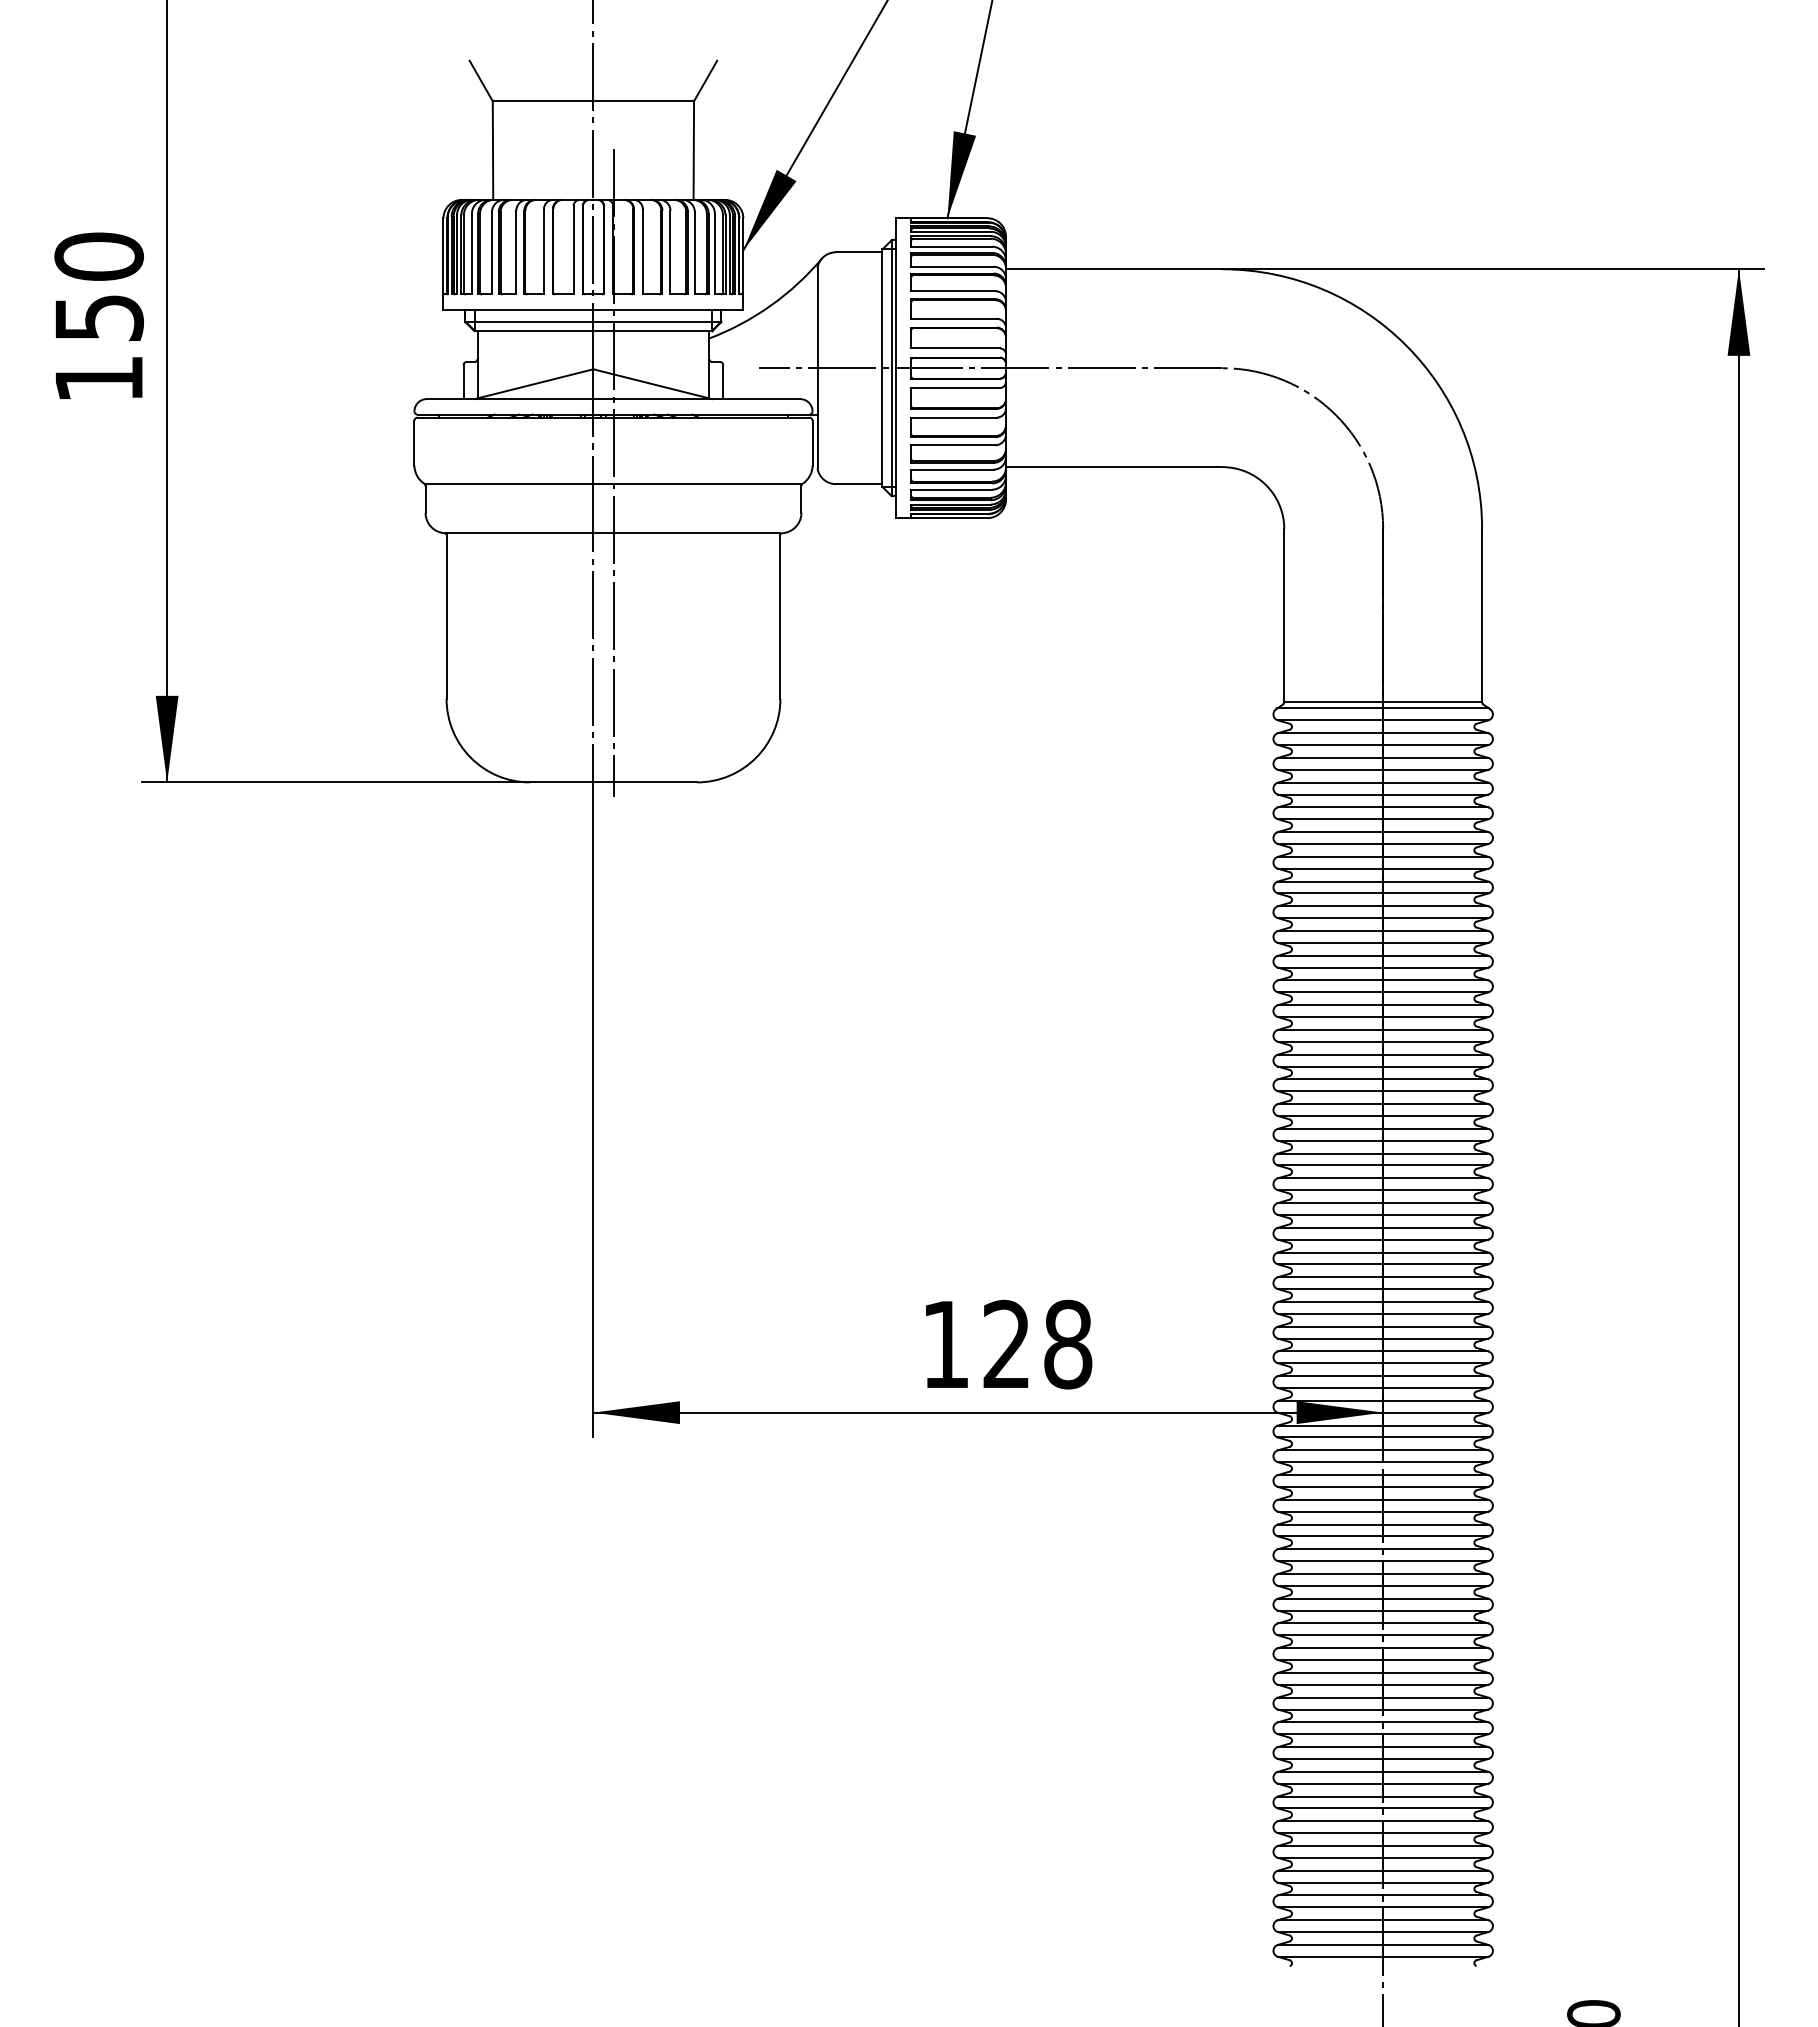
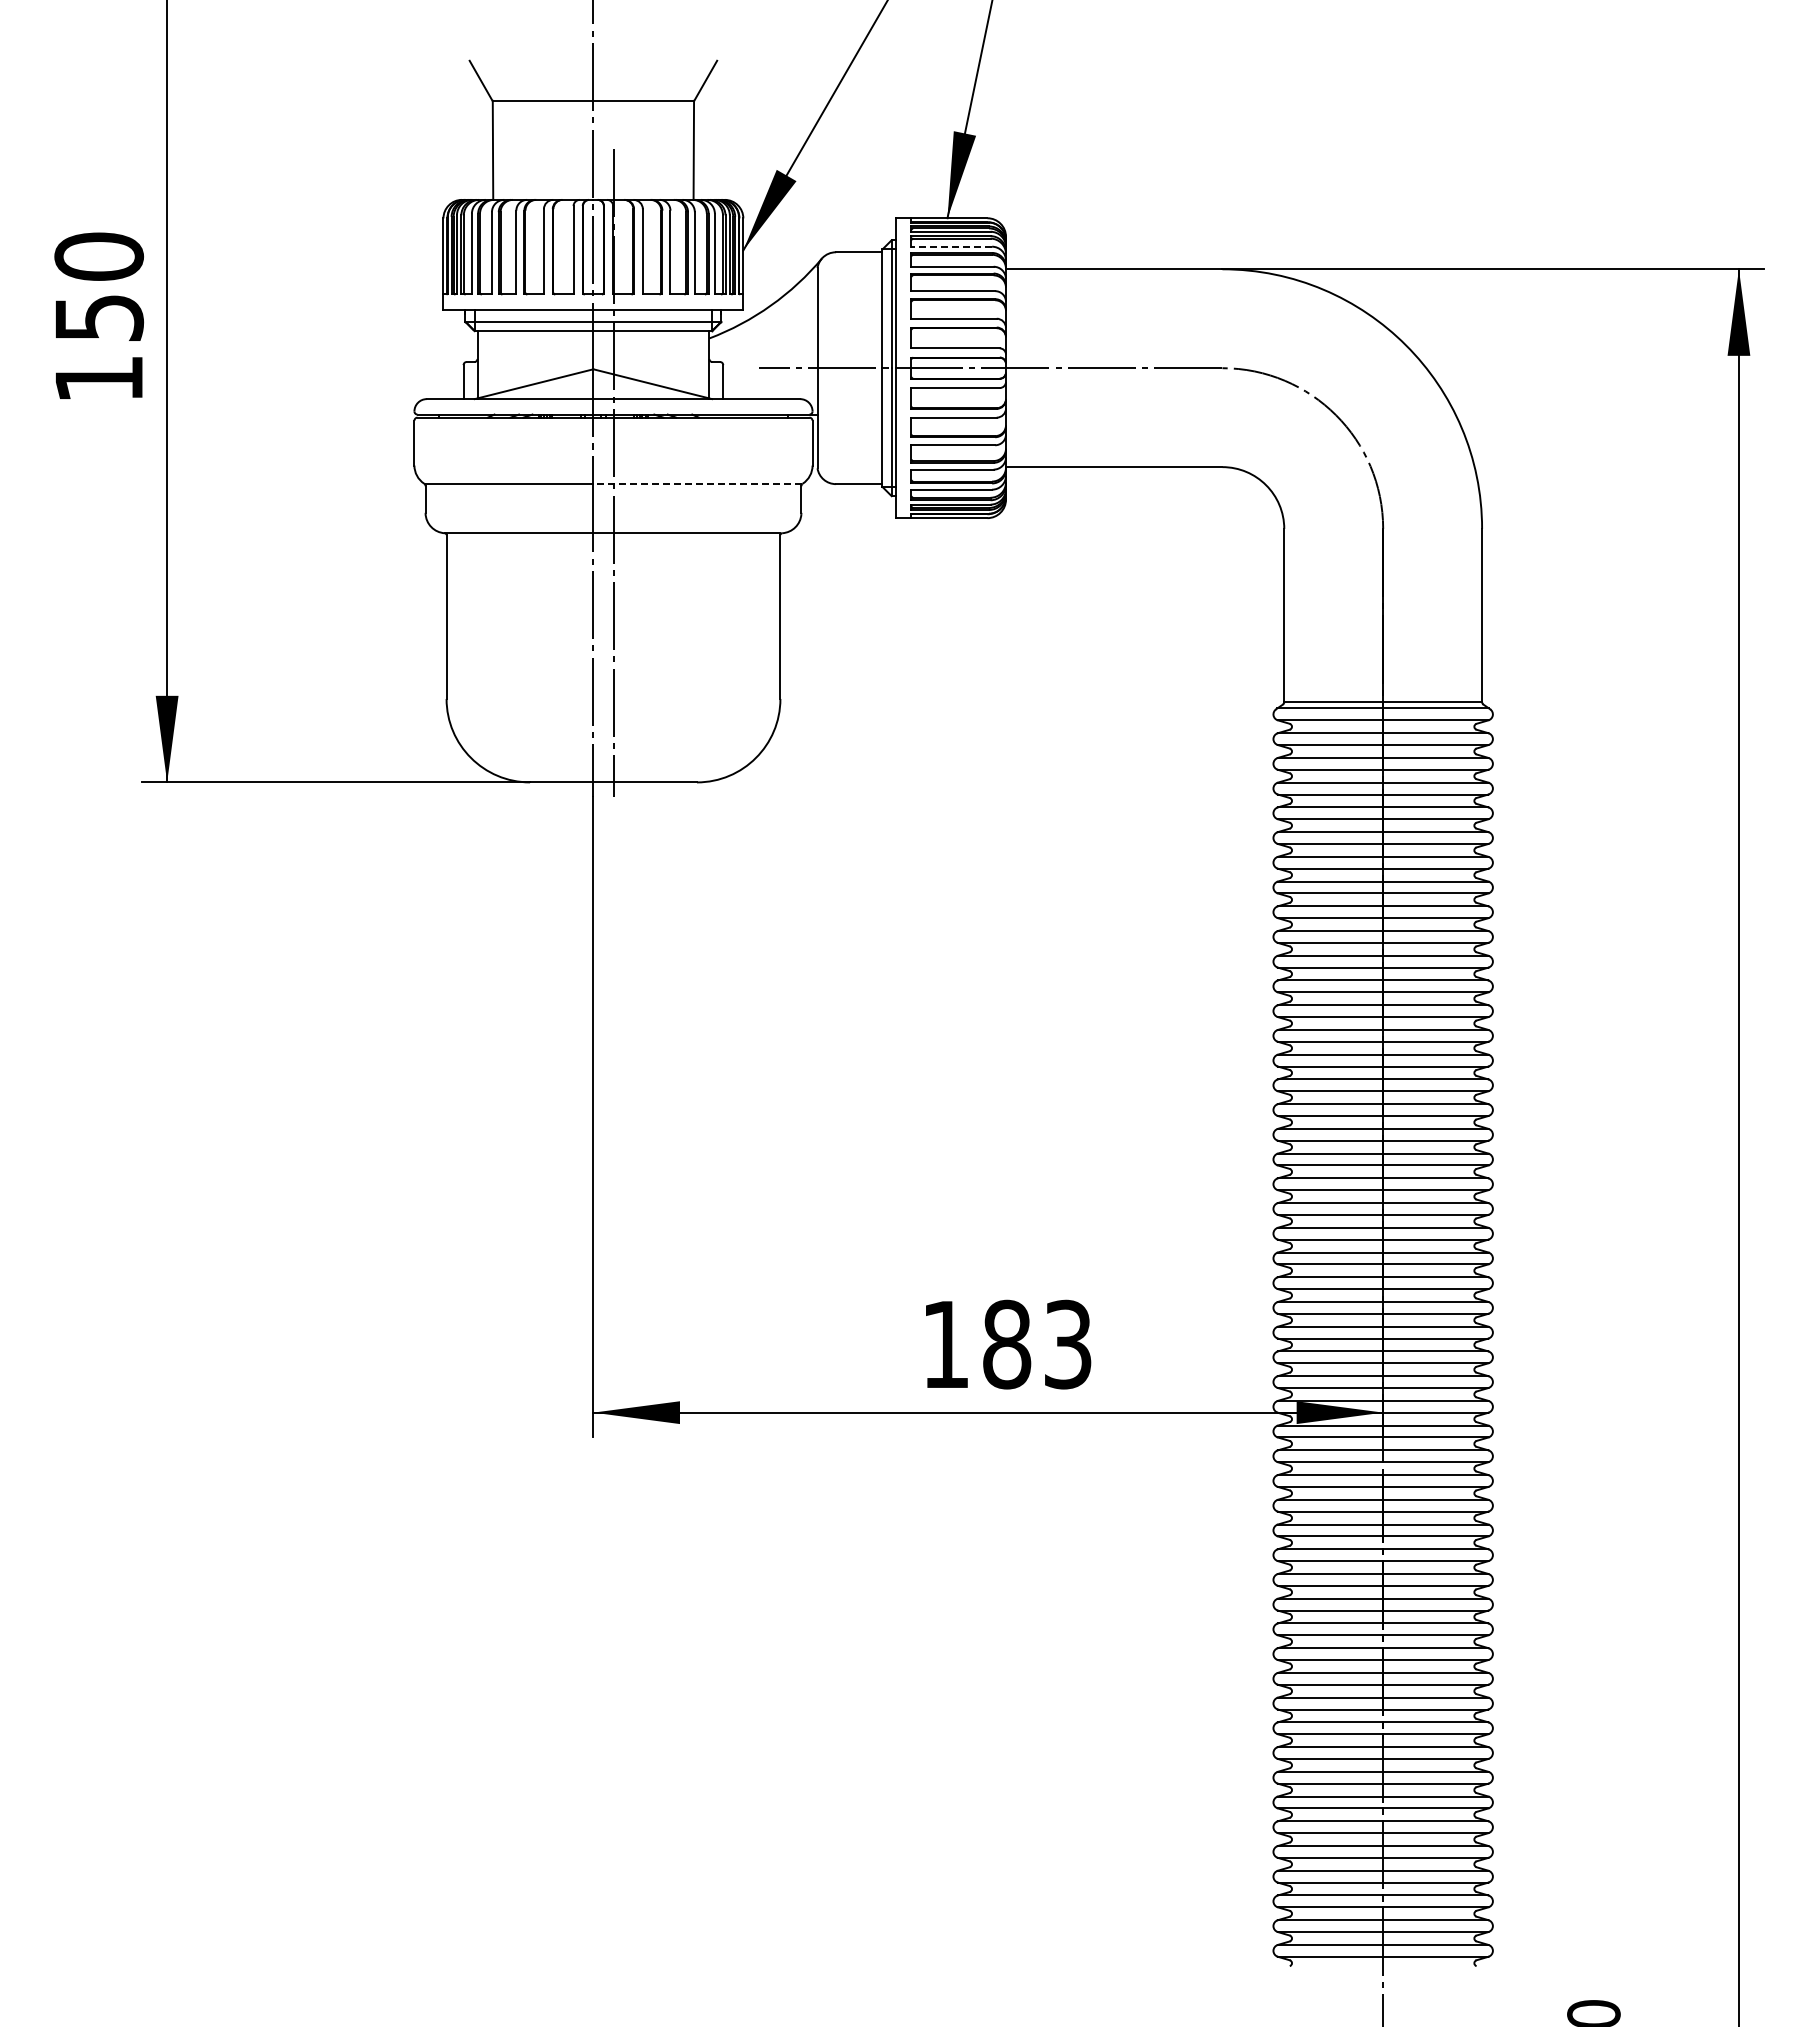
line: solid -> dashed (951, 246)
line: solid -> dashed (697, 484)
text: 128 -> 183 (1037, 1344)
